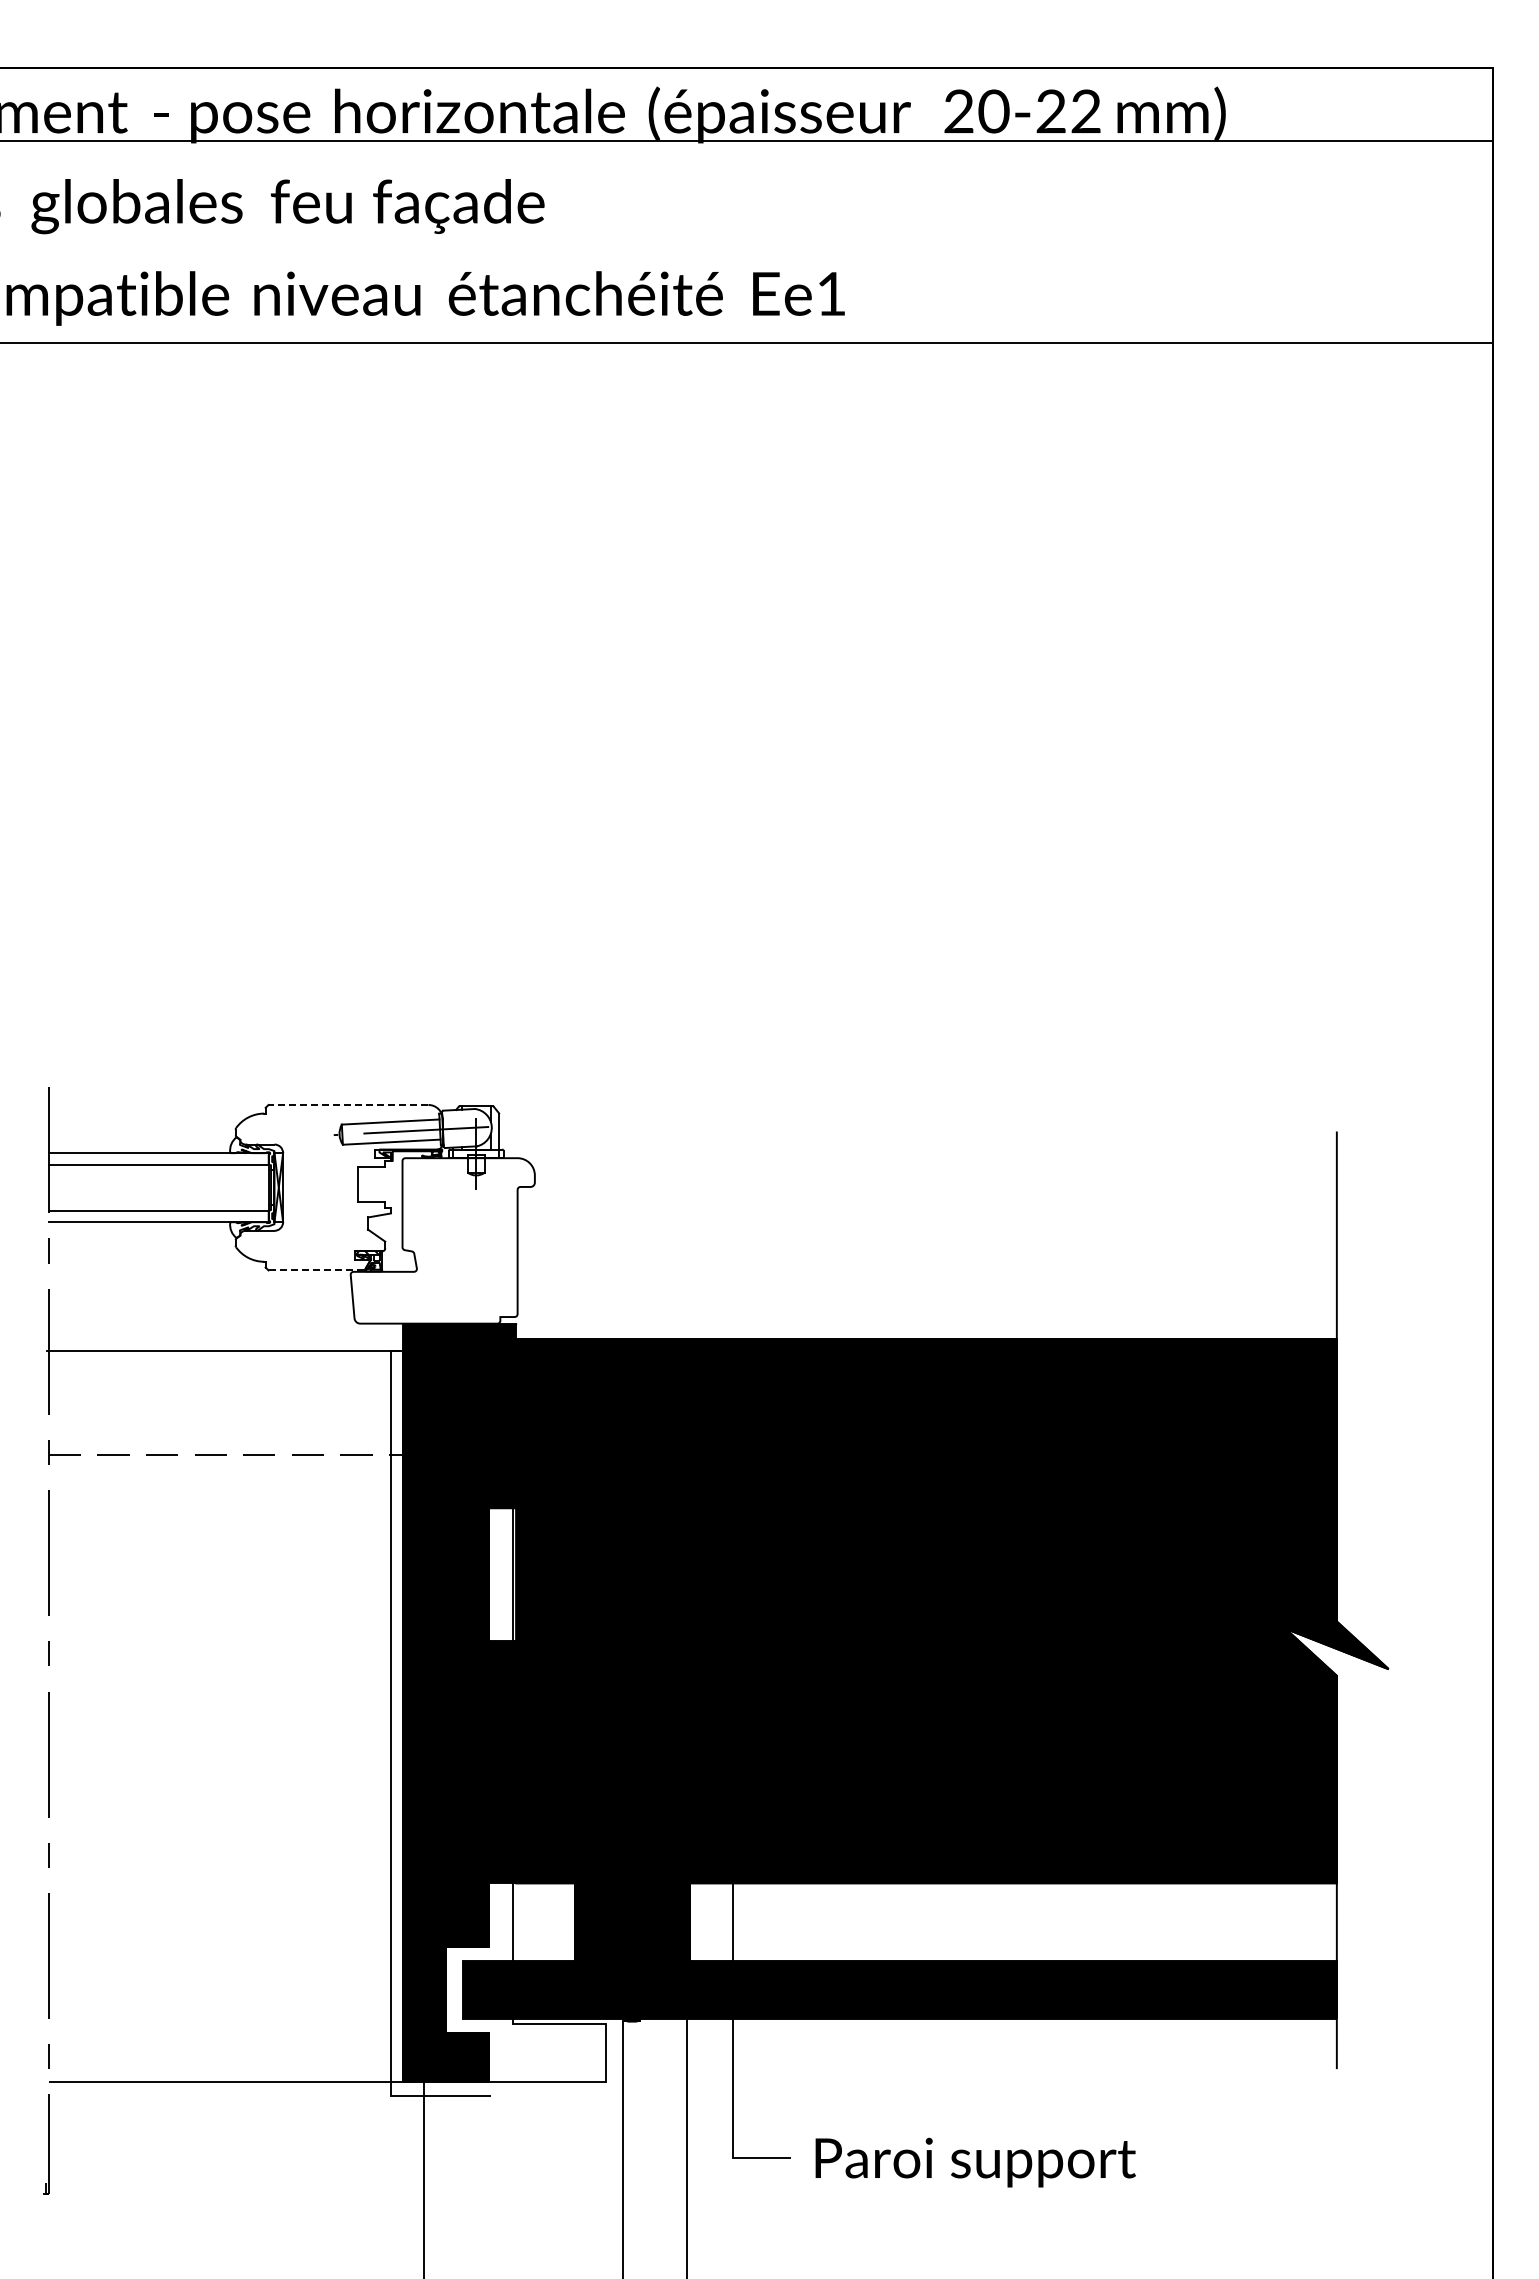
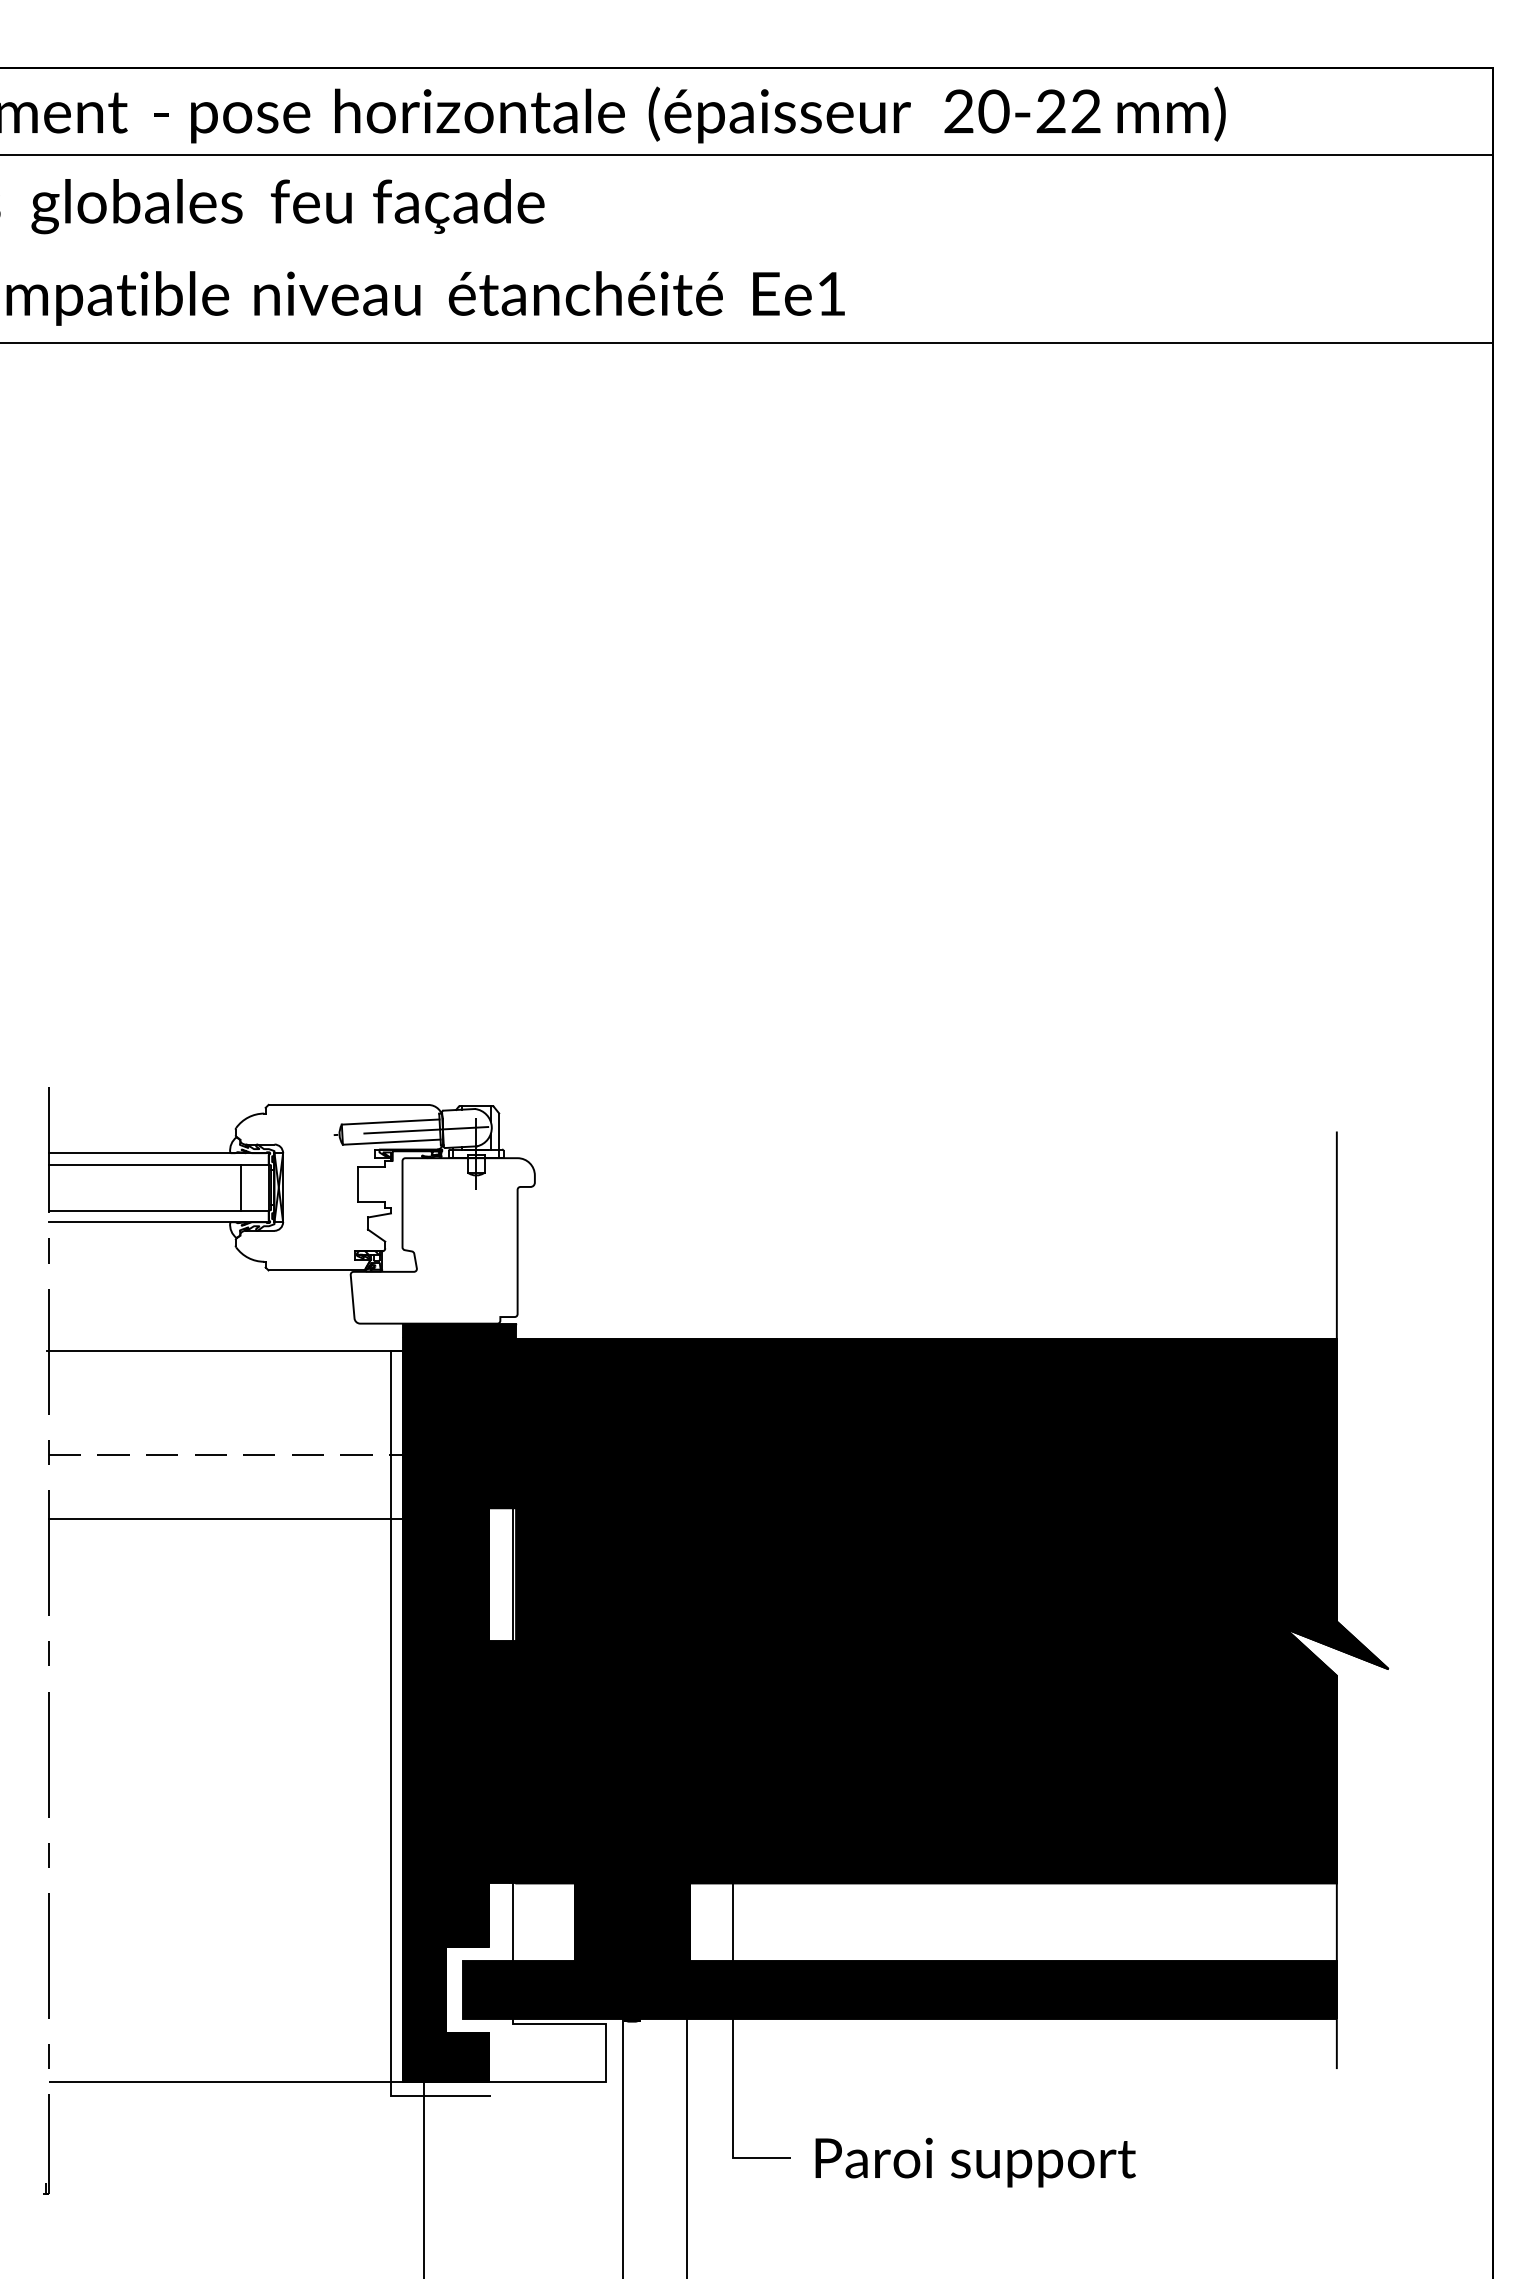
line position: (747, 140) -> (747, 154) (747, 154)
line: dashed -> solid (348, 1104)
line: none -> present (241, 1187)
line: dashed -> solid (316, 1270)
line: none -> present (232, 1519)
